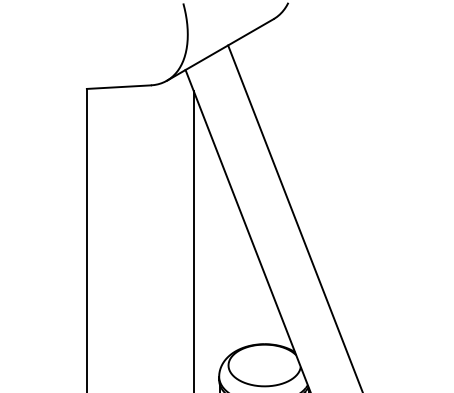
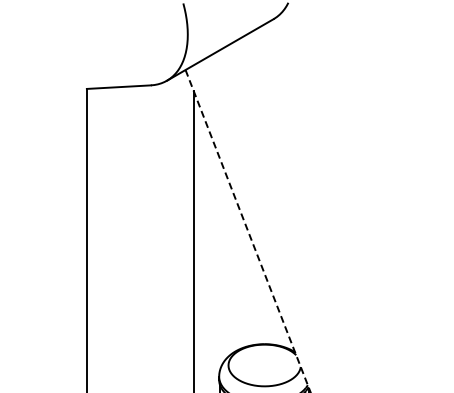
line: present -> none (294, 217)
line: solid -> dashed (248, 231)
